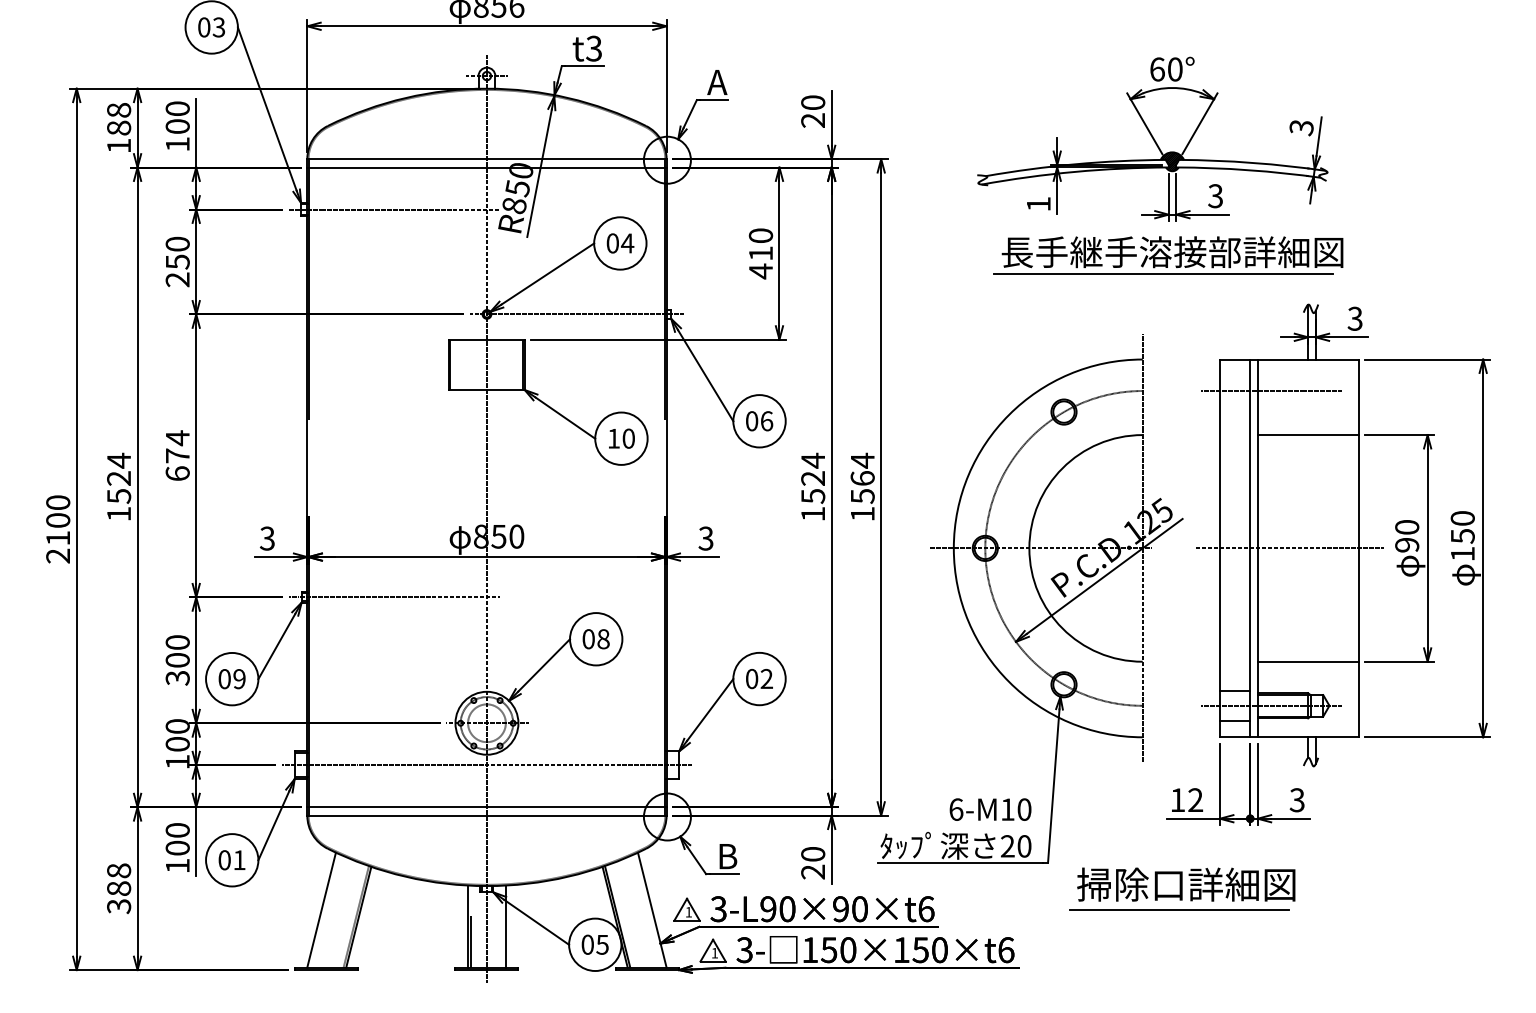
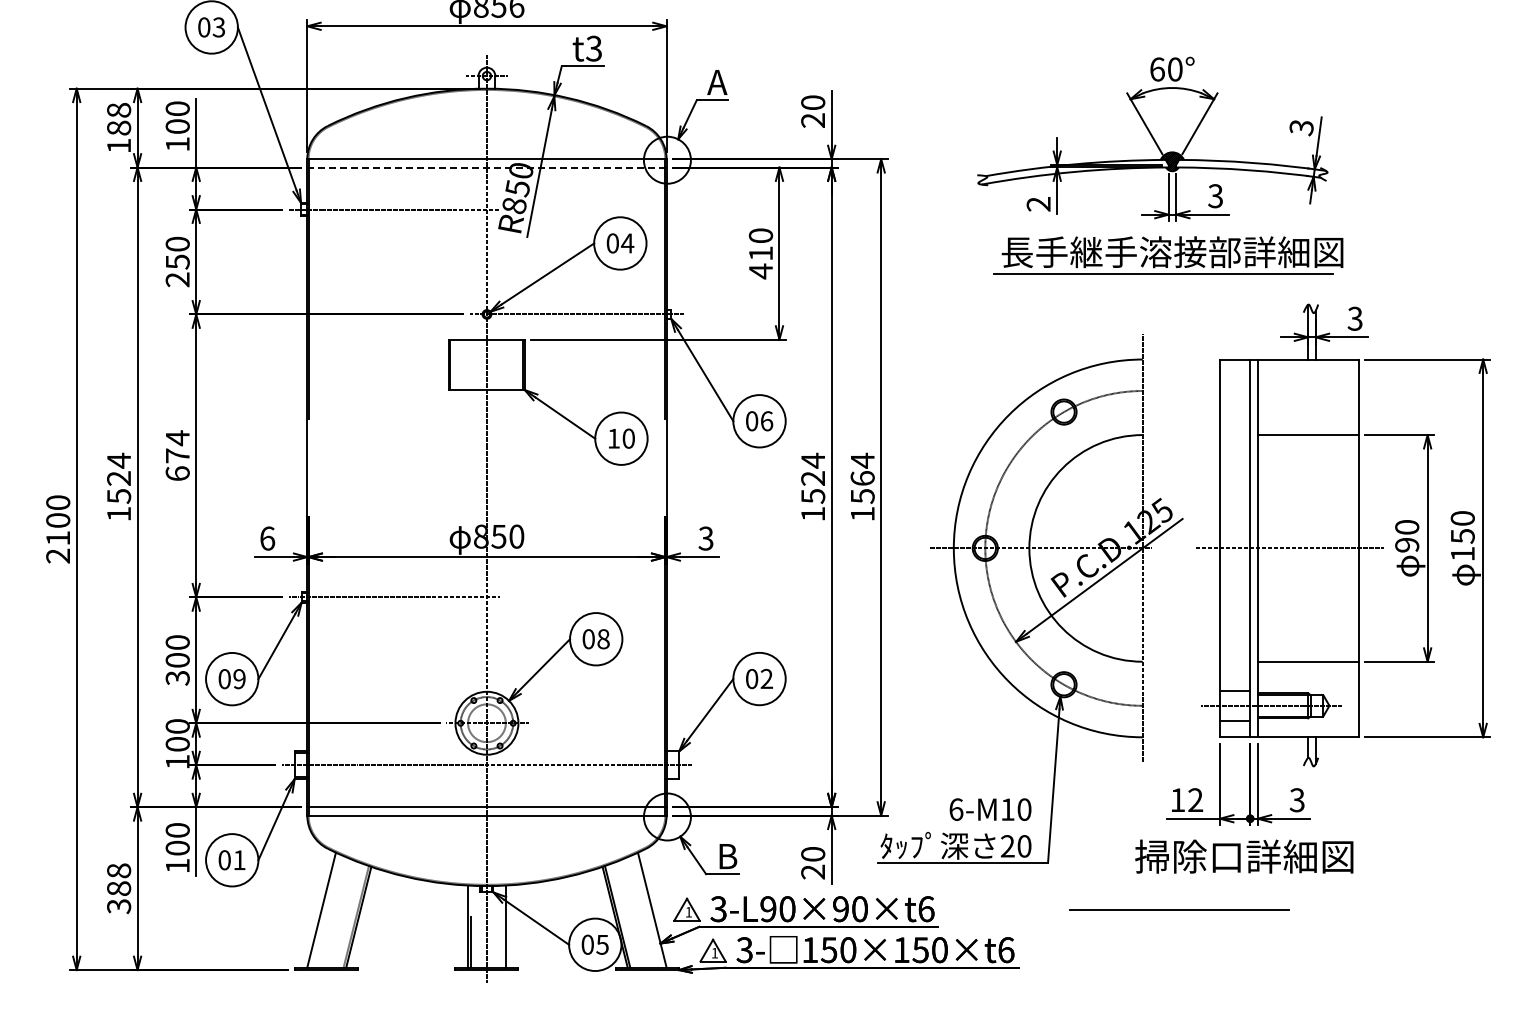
line: solid -> dashed (486, 167)
text: 1 -> 2 (1038, 204)
line: present -> none (1271, 391)
text: 3 -> 6 (267, 538)
text position: (1186, 884) -> (1244, 856) (1244, 856)
